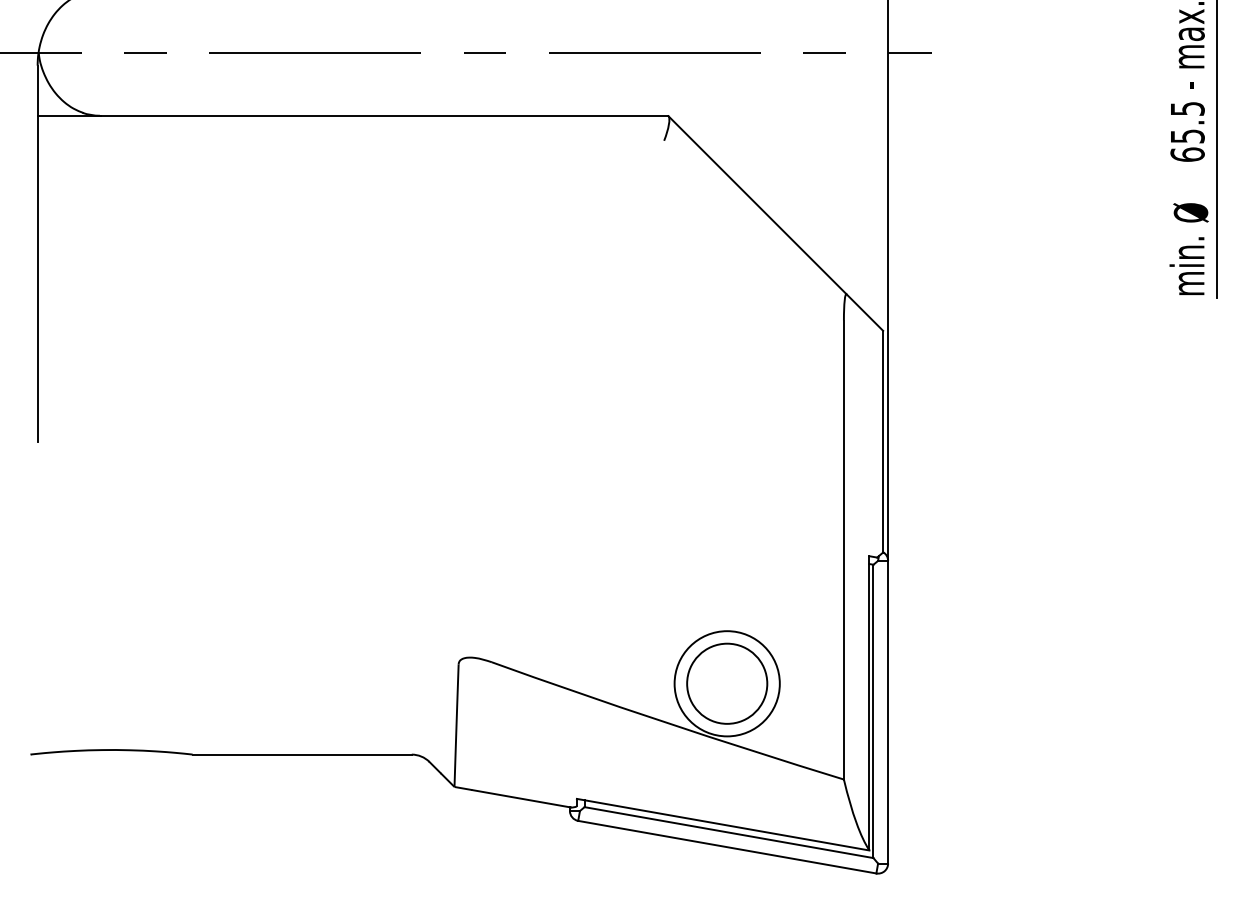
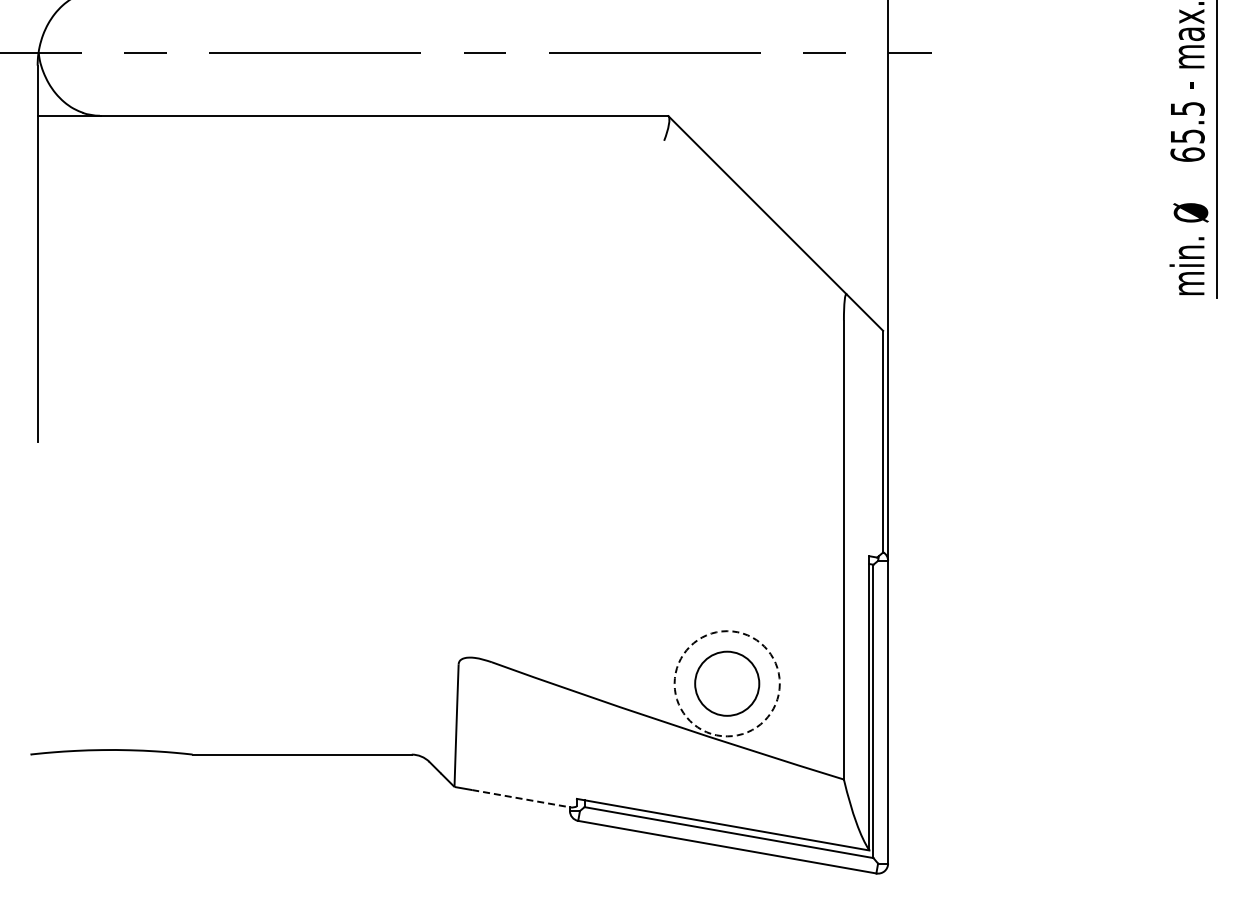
circle: solid -> dashed (726, 683)
circle diameter: 80 px -> 64 px (727, 683)
line: solid -> dashed (522, 798)
